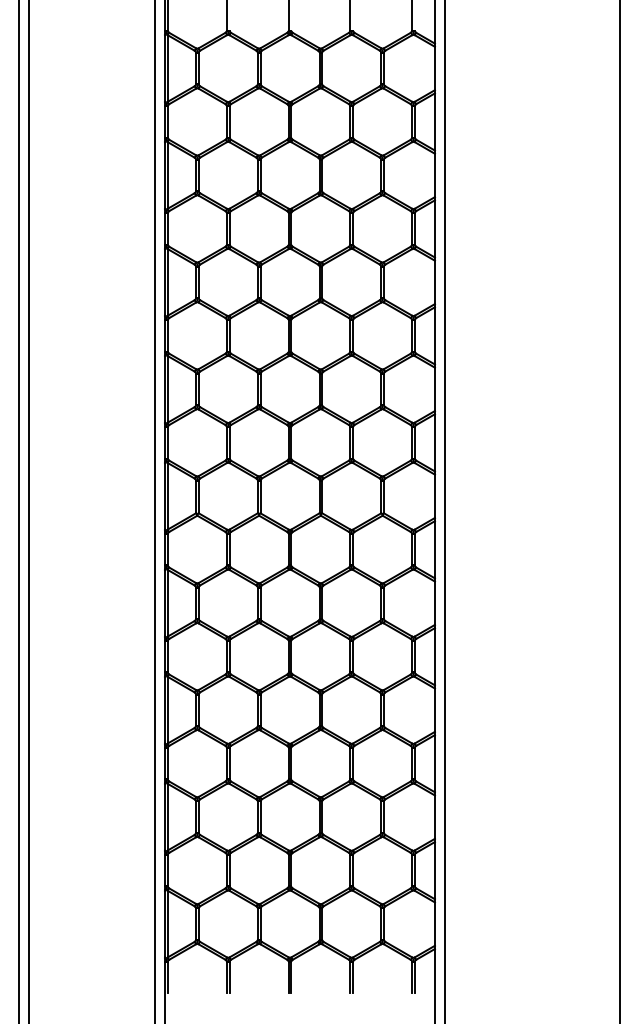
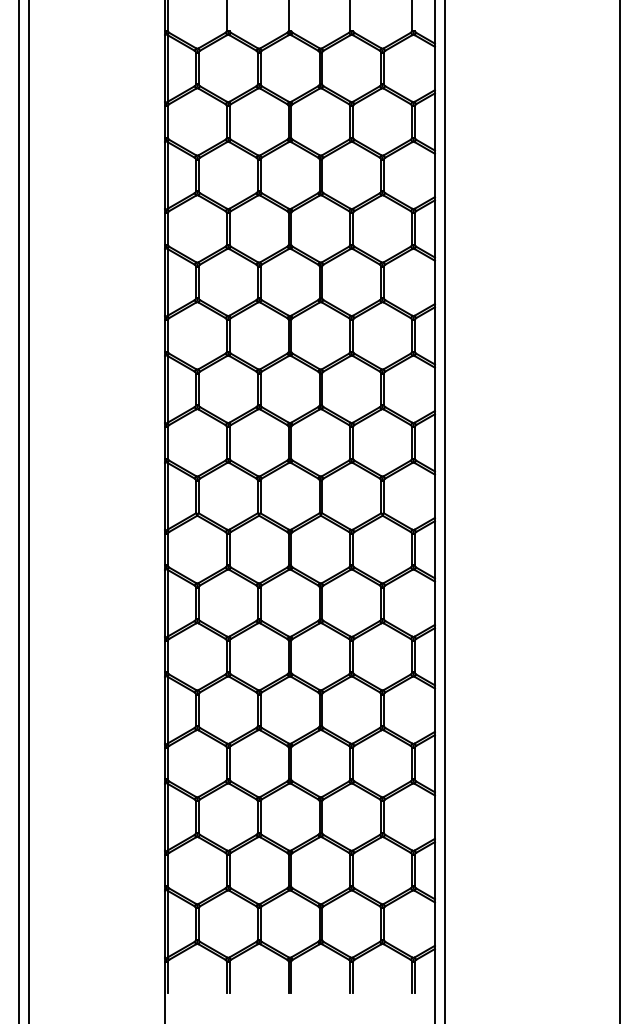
line: present -> none (155, 511)
